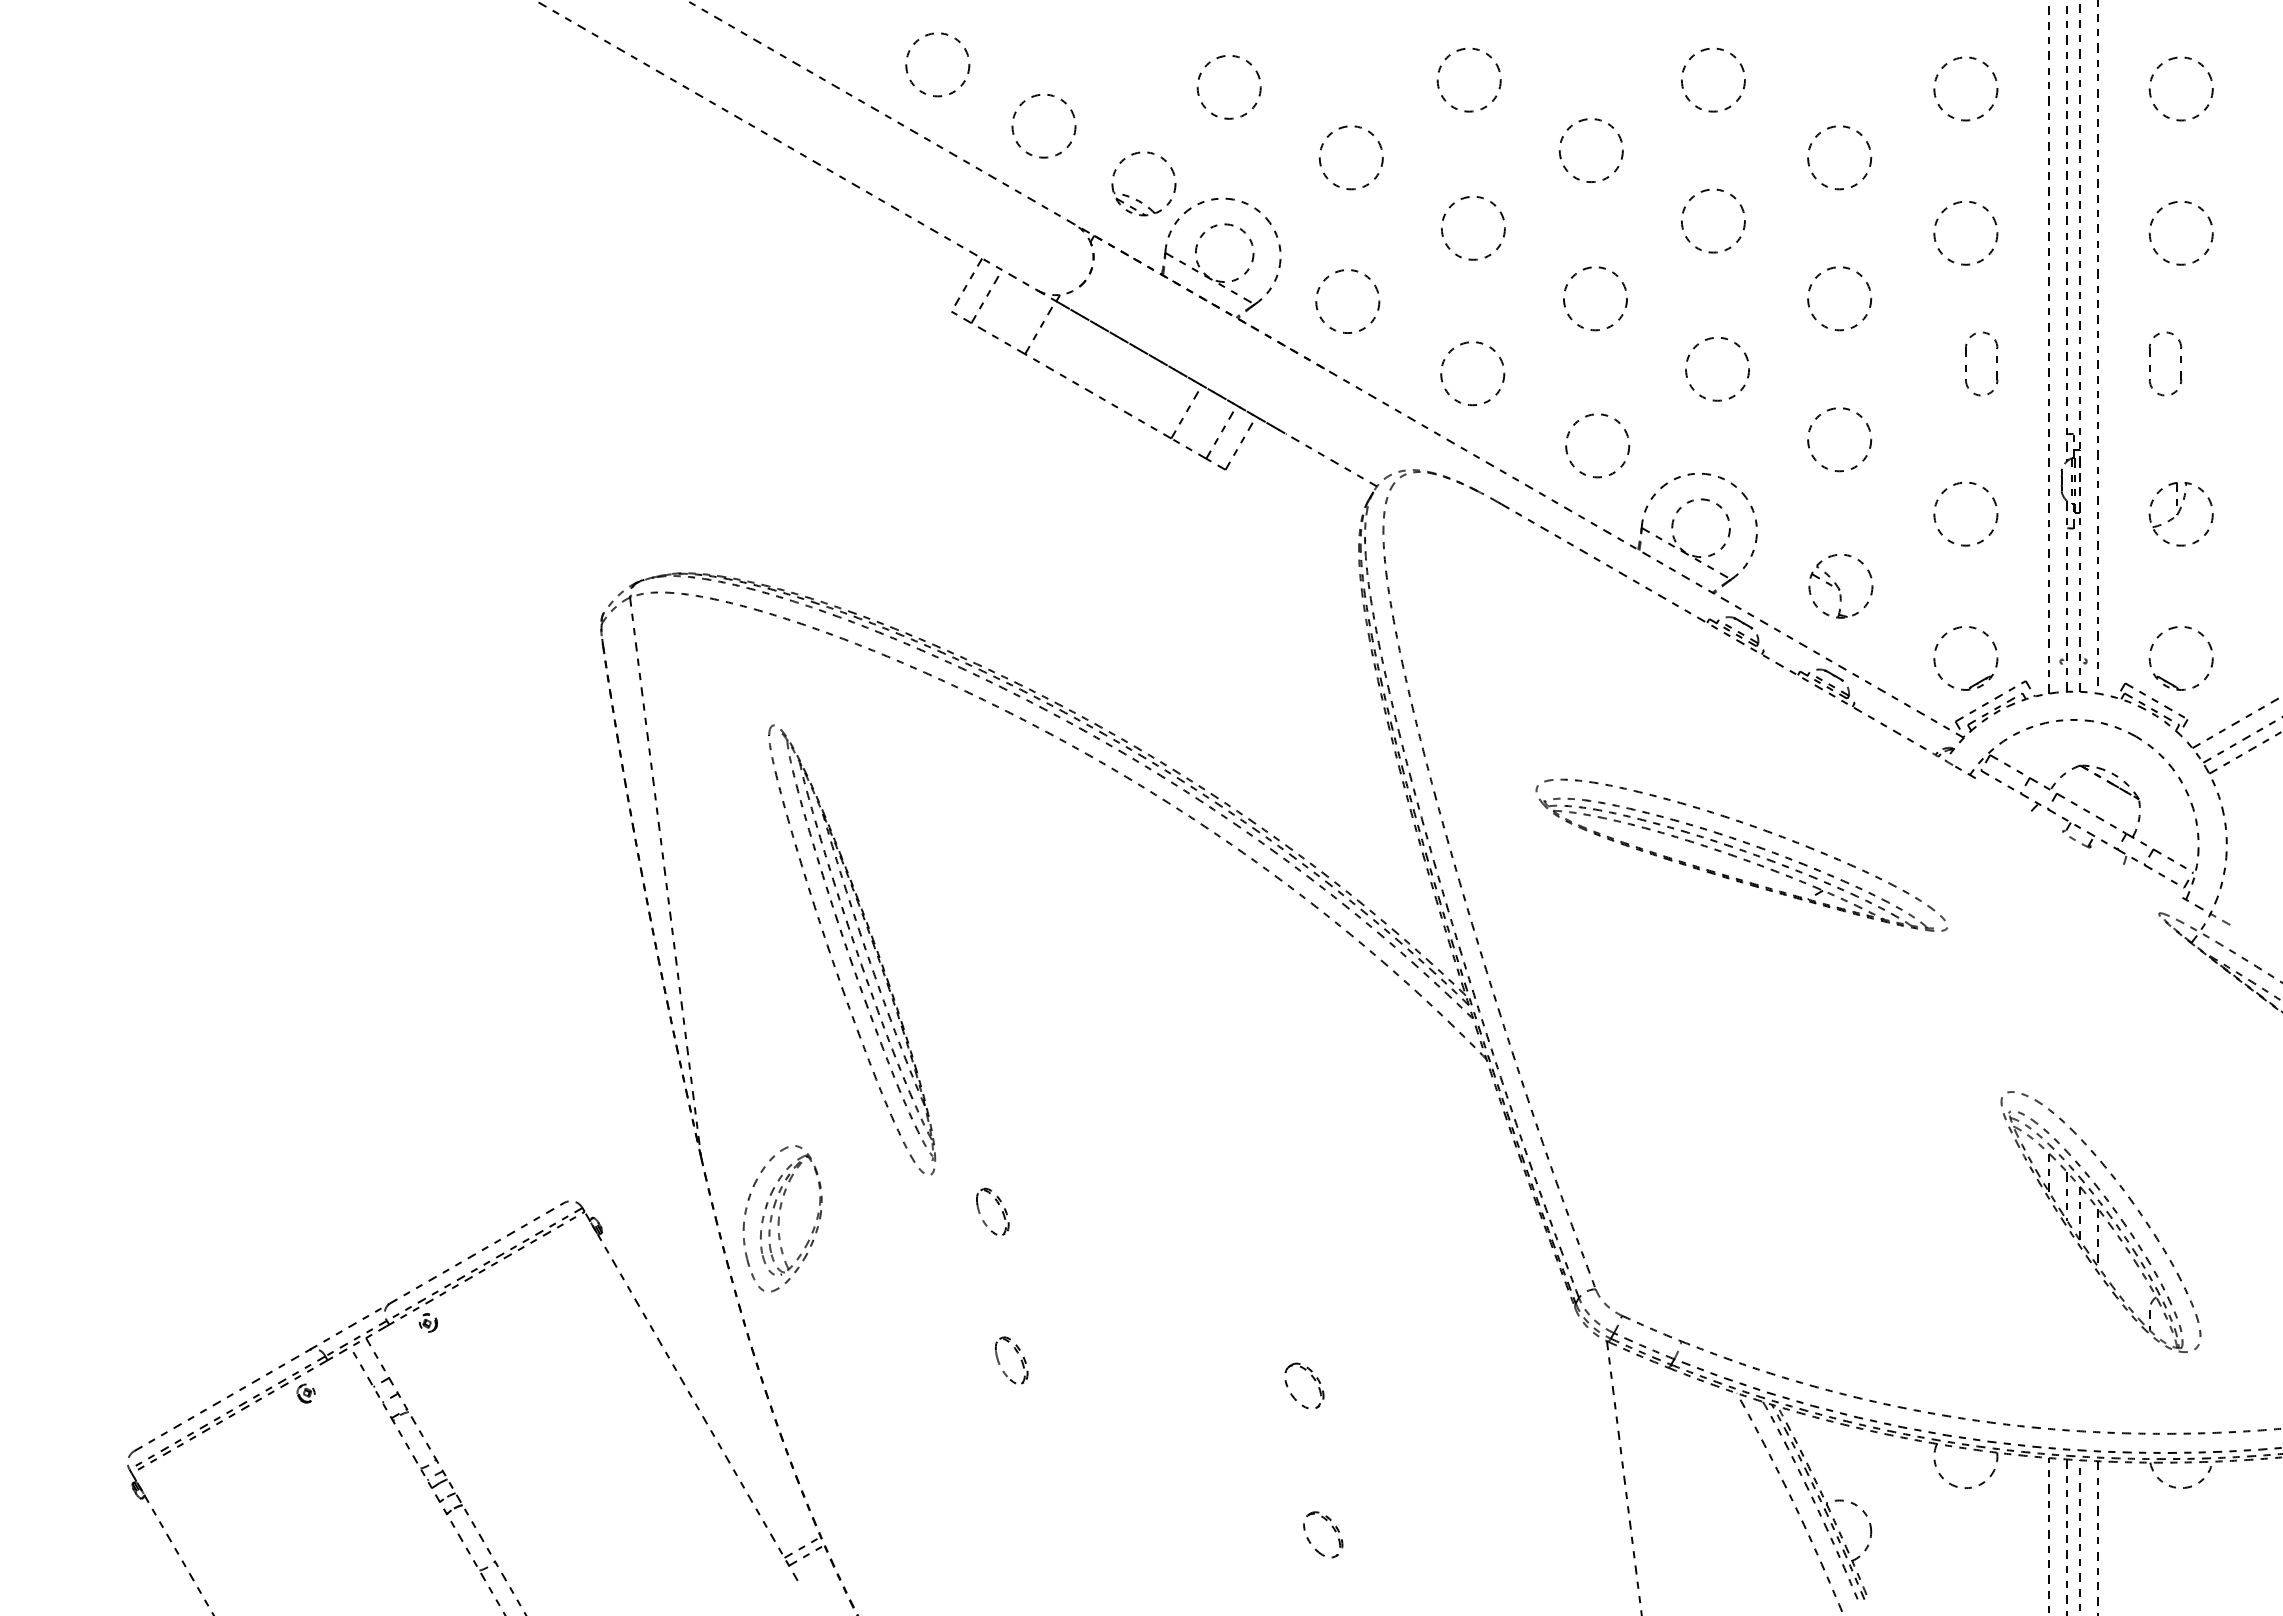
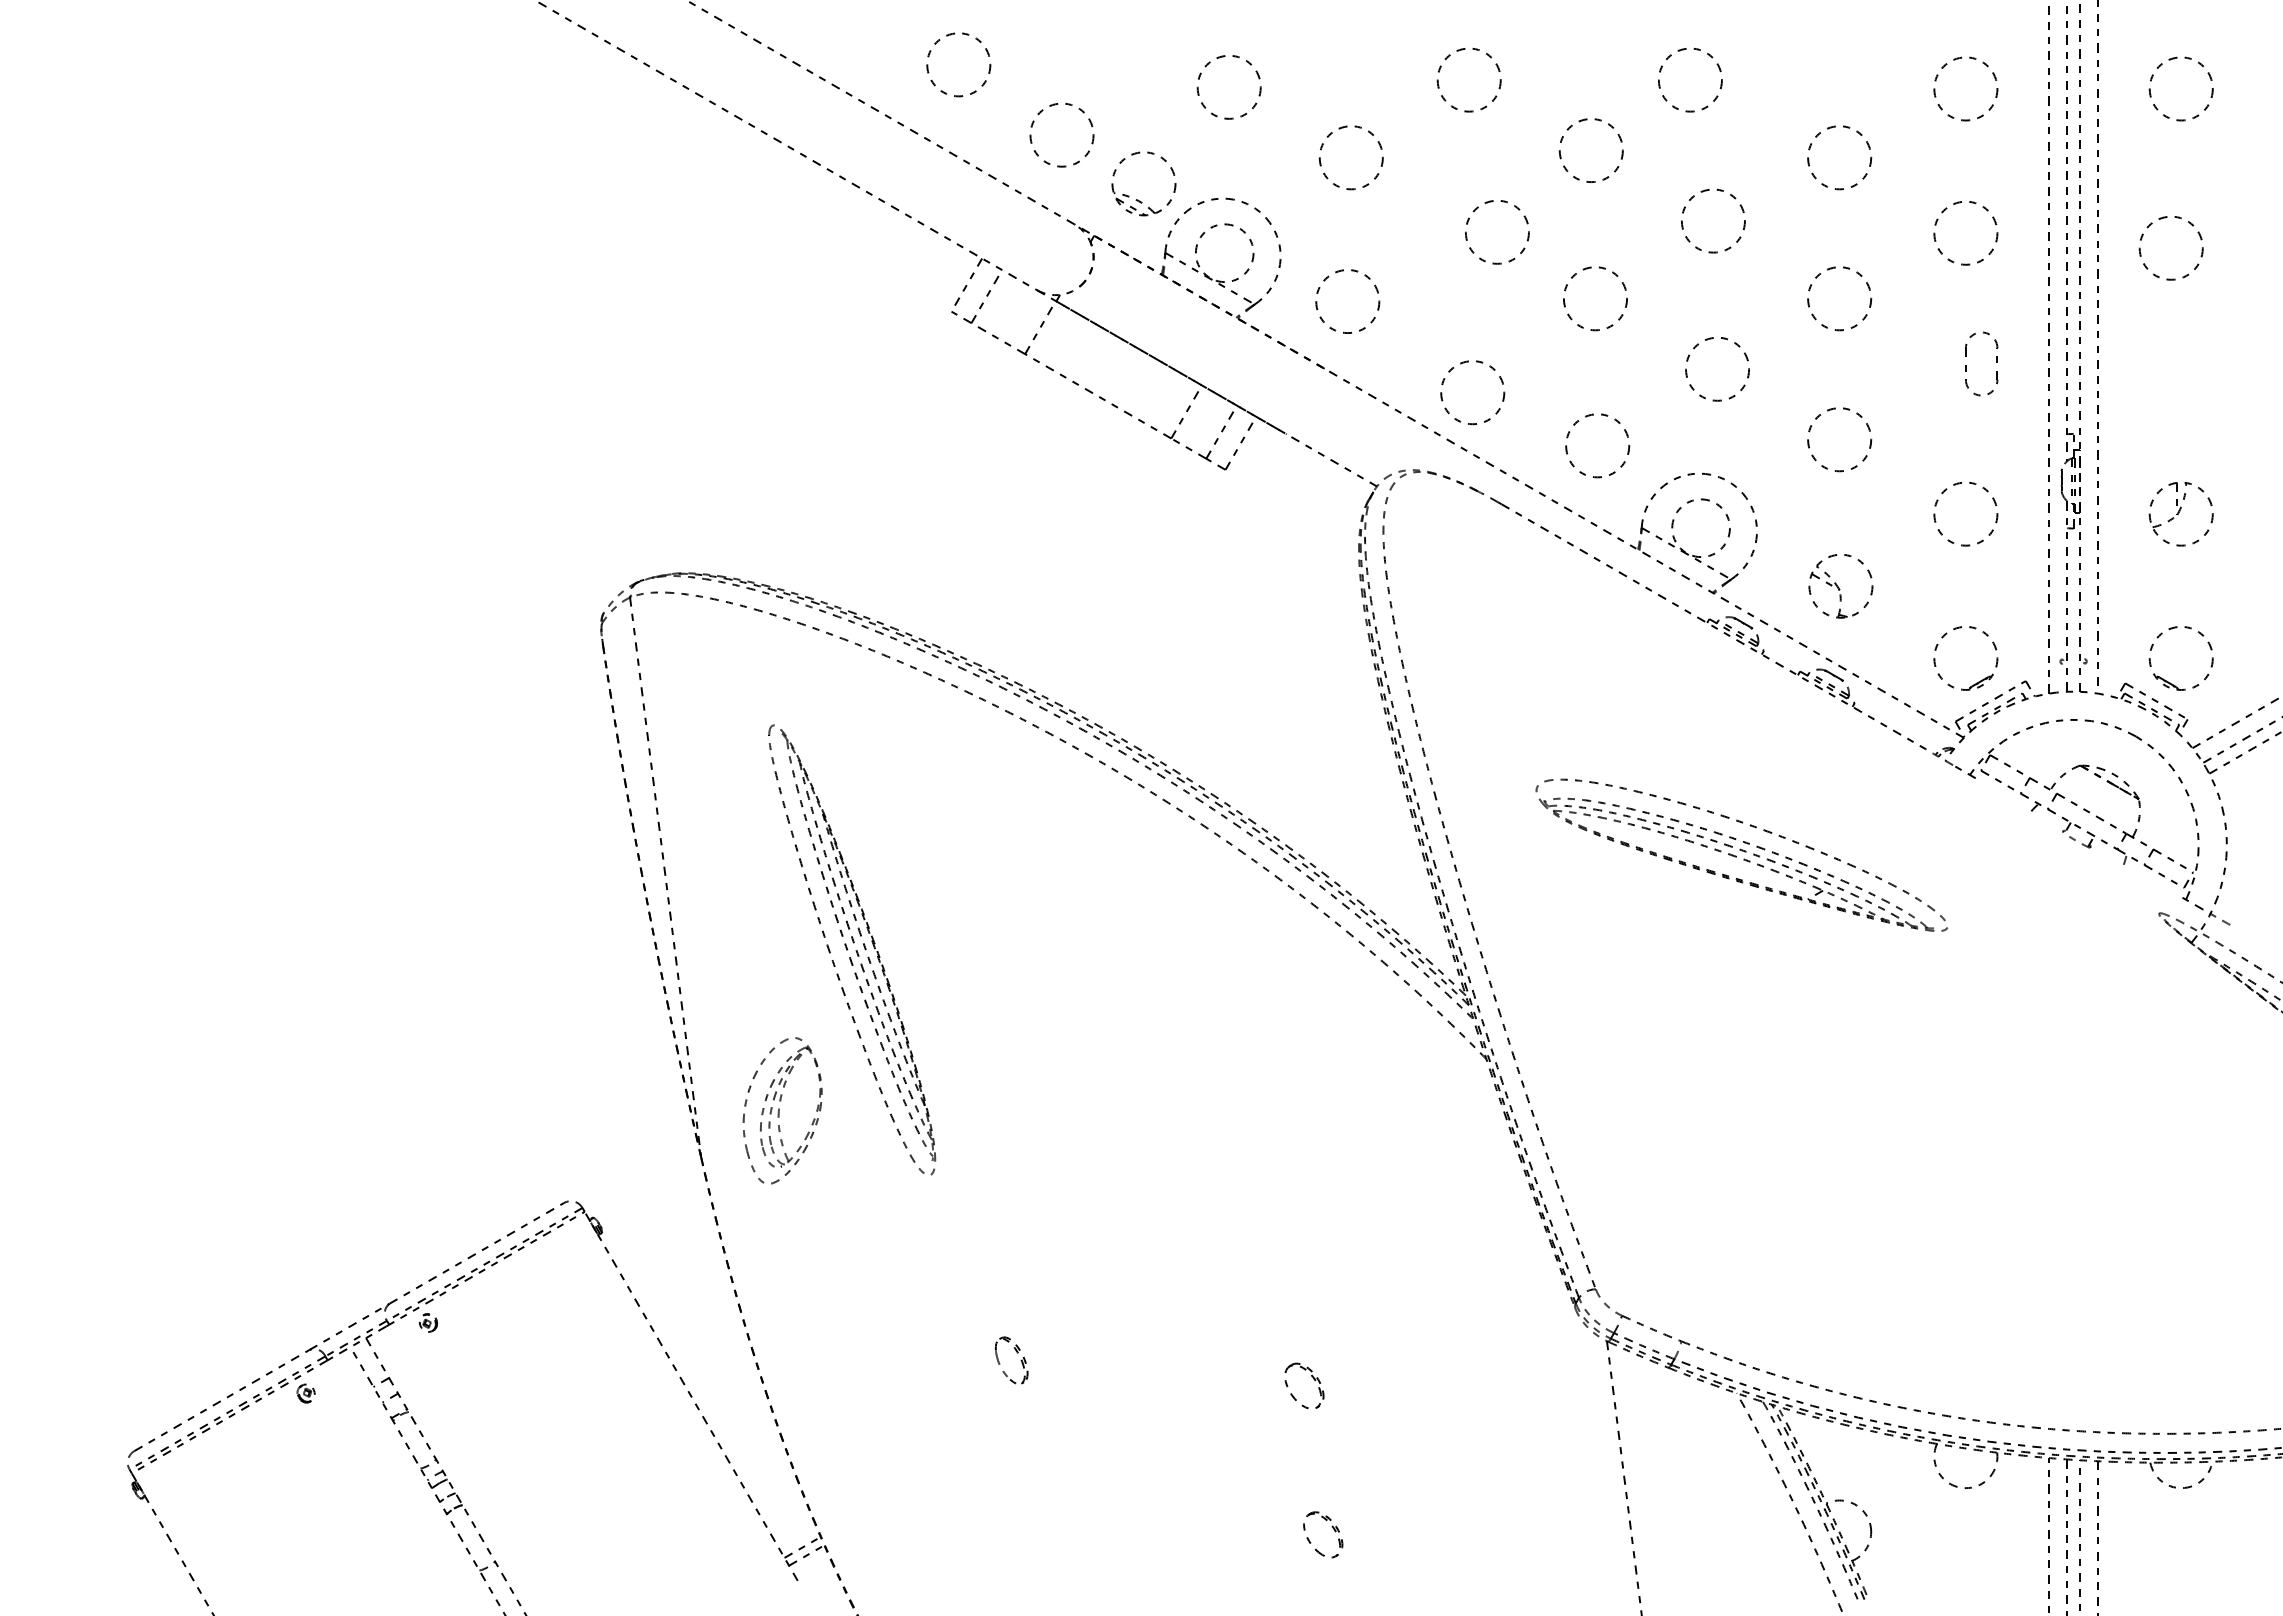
circle position: (937, 64) -> (958, 64) (958, 64)
circle position: (1713, 79) -> (1690, 79) (1690, 79)
circle position: (1043, 126) -> (1061, 135) (1061, 135)
circle position: (1473, 228) -> (1497, 232) (1497, 232)
circle position: (2180, 233) -> (2170, 248) (2170, 248)
part: present -> none (2180, 362)
circle position: (1472, 373) -> (1472, 392) (1472, 392)
part: present -> none (998, 1204)
part position: (782, 1218) -> (782, 1110) (782, 1110)
part: present -> none (2100, 1221)
